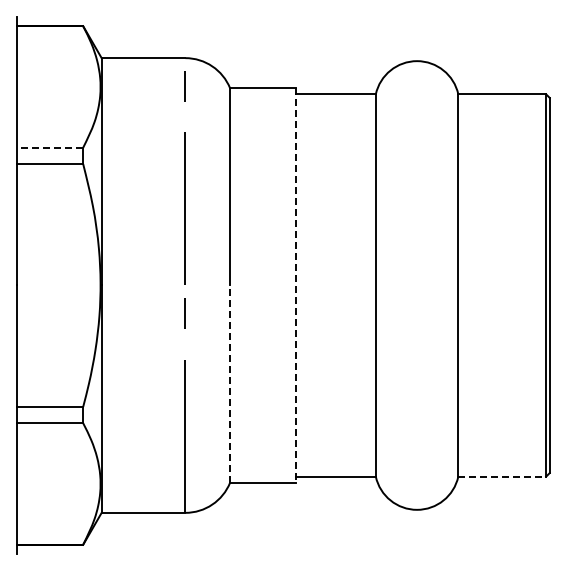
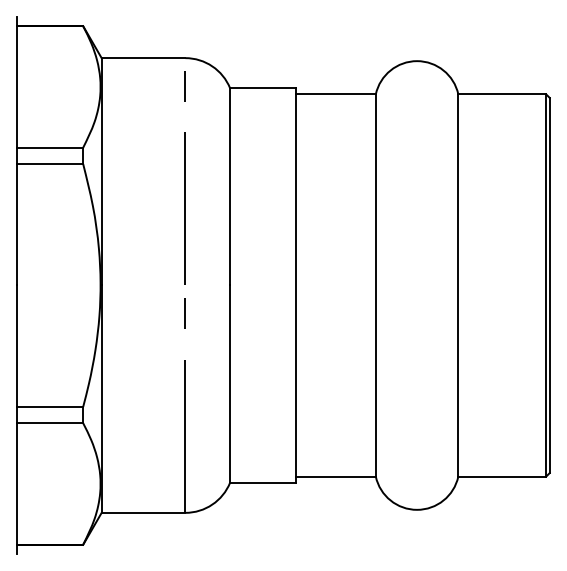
line: dashed -> solid (50, 147)
line: dashed -> solid (296, 286)
line: dashed -> solid (230, 384)
line: dashed -> solid (502, 476)
